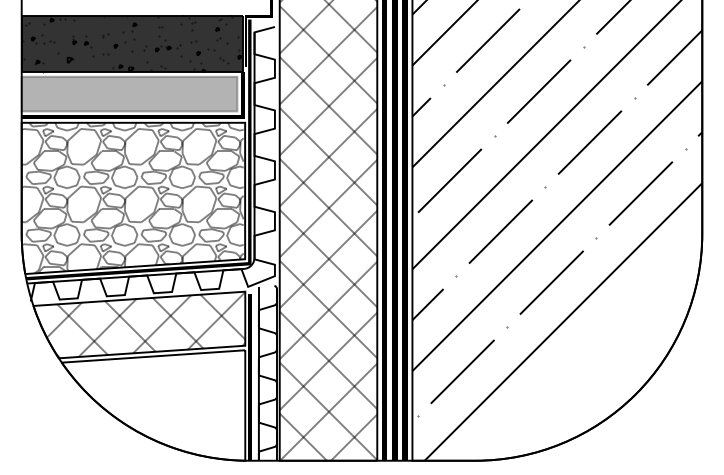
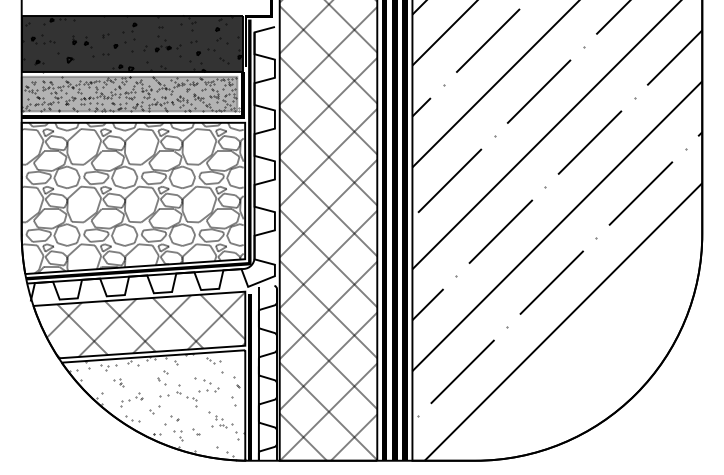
hatch: none -> present (130, 93)
hatch: none -> present (156, 407)
